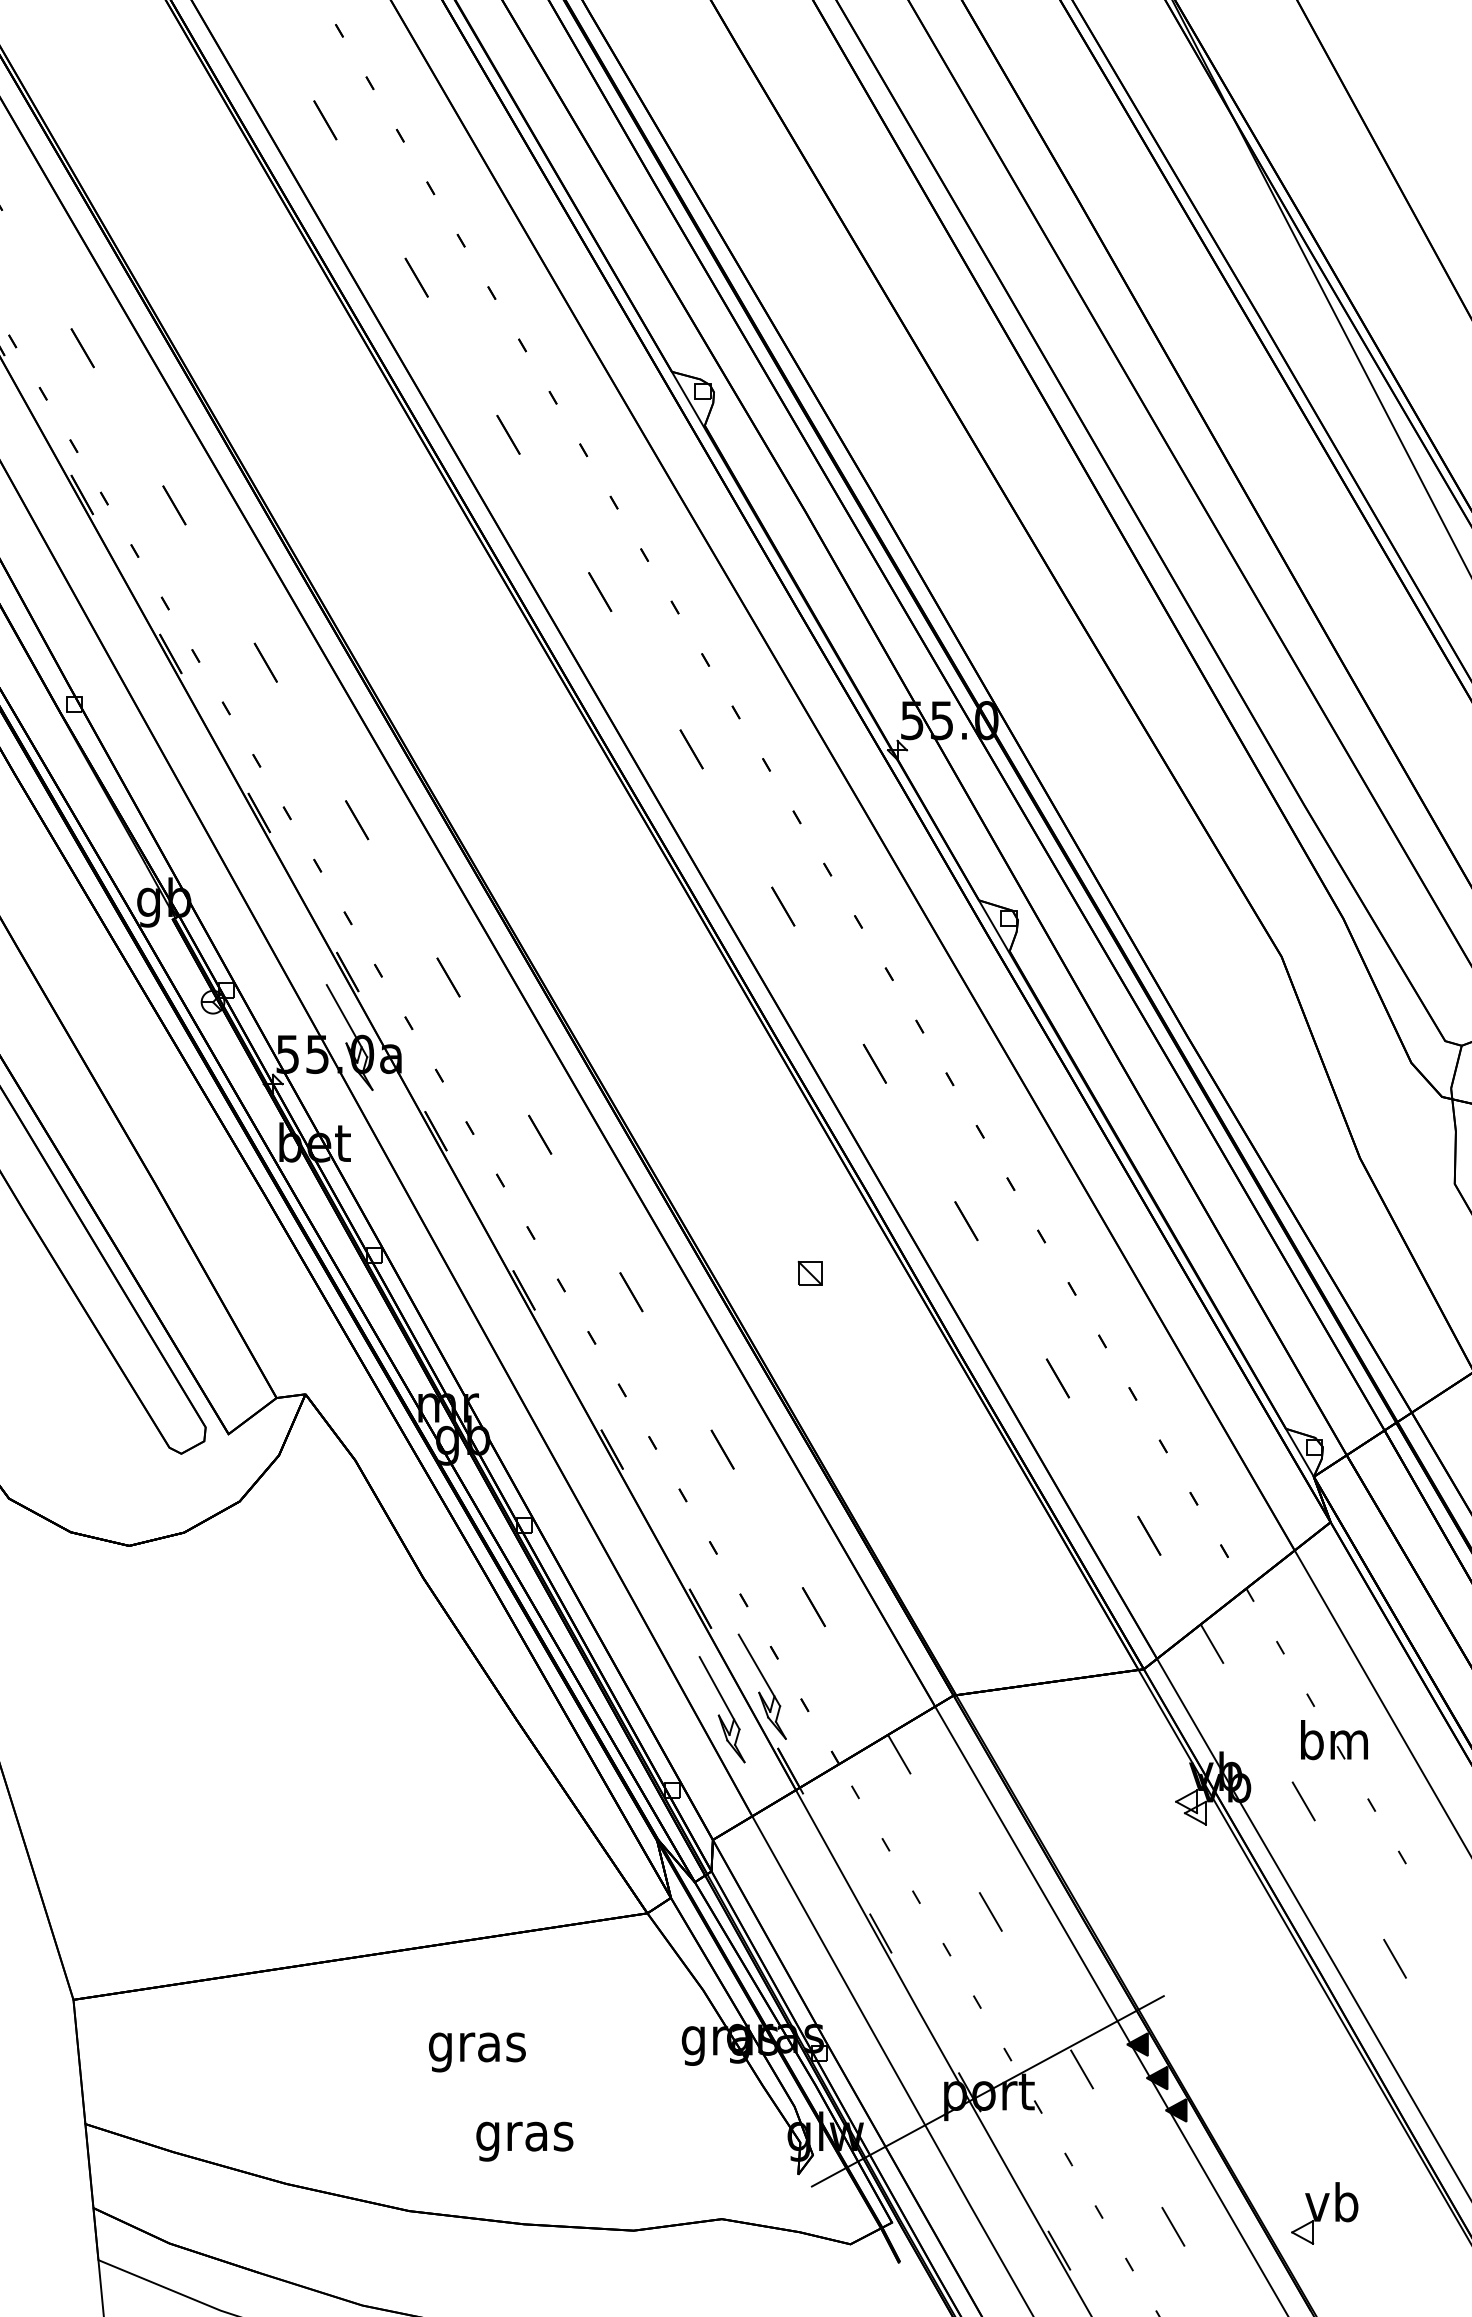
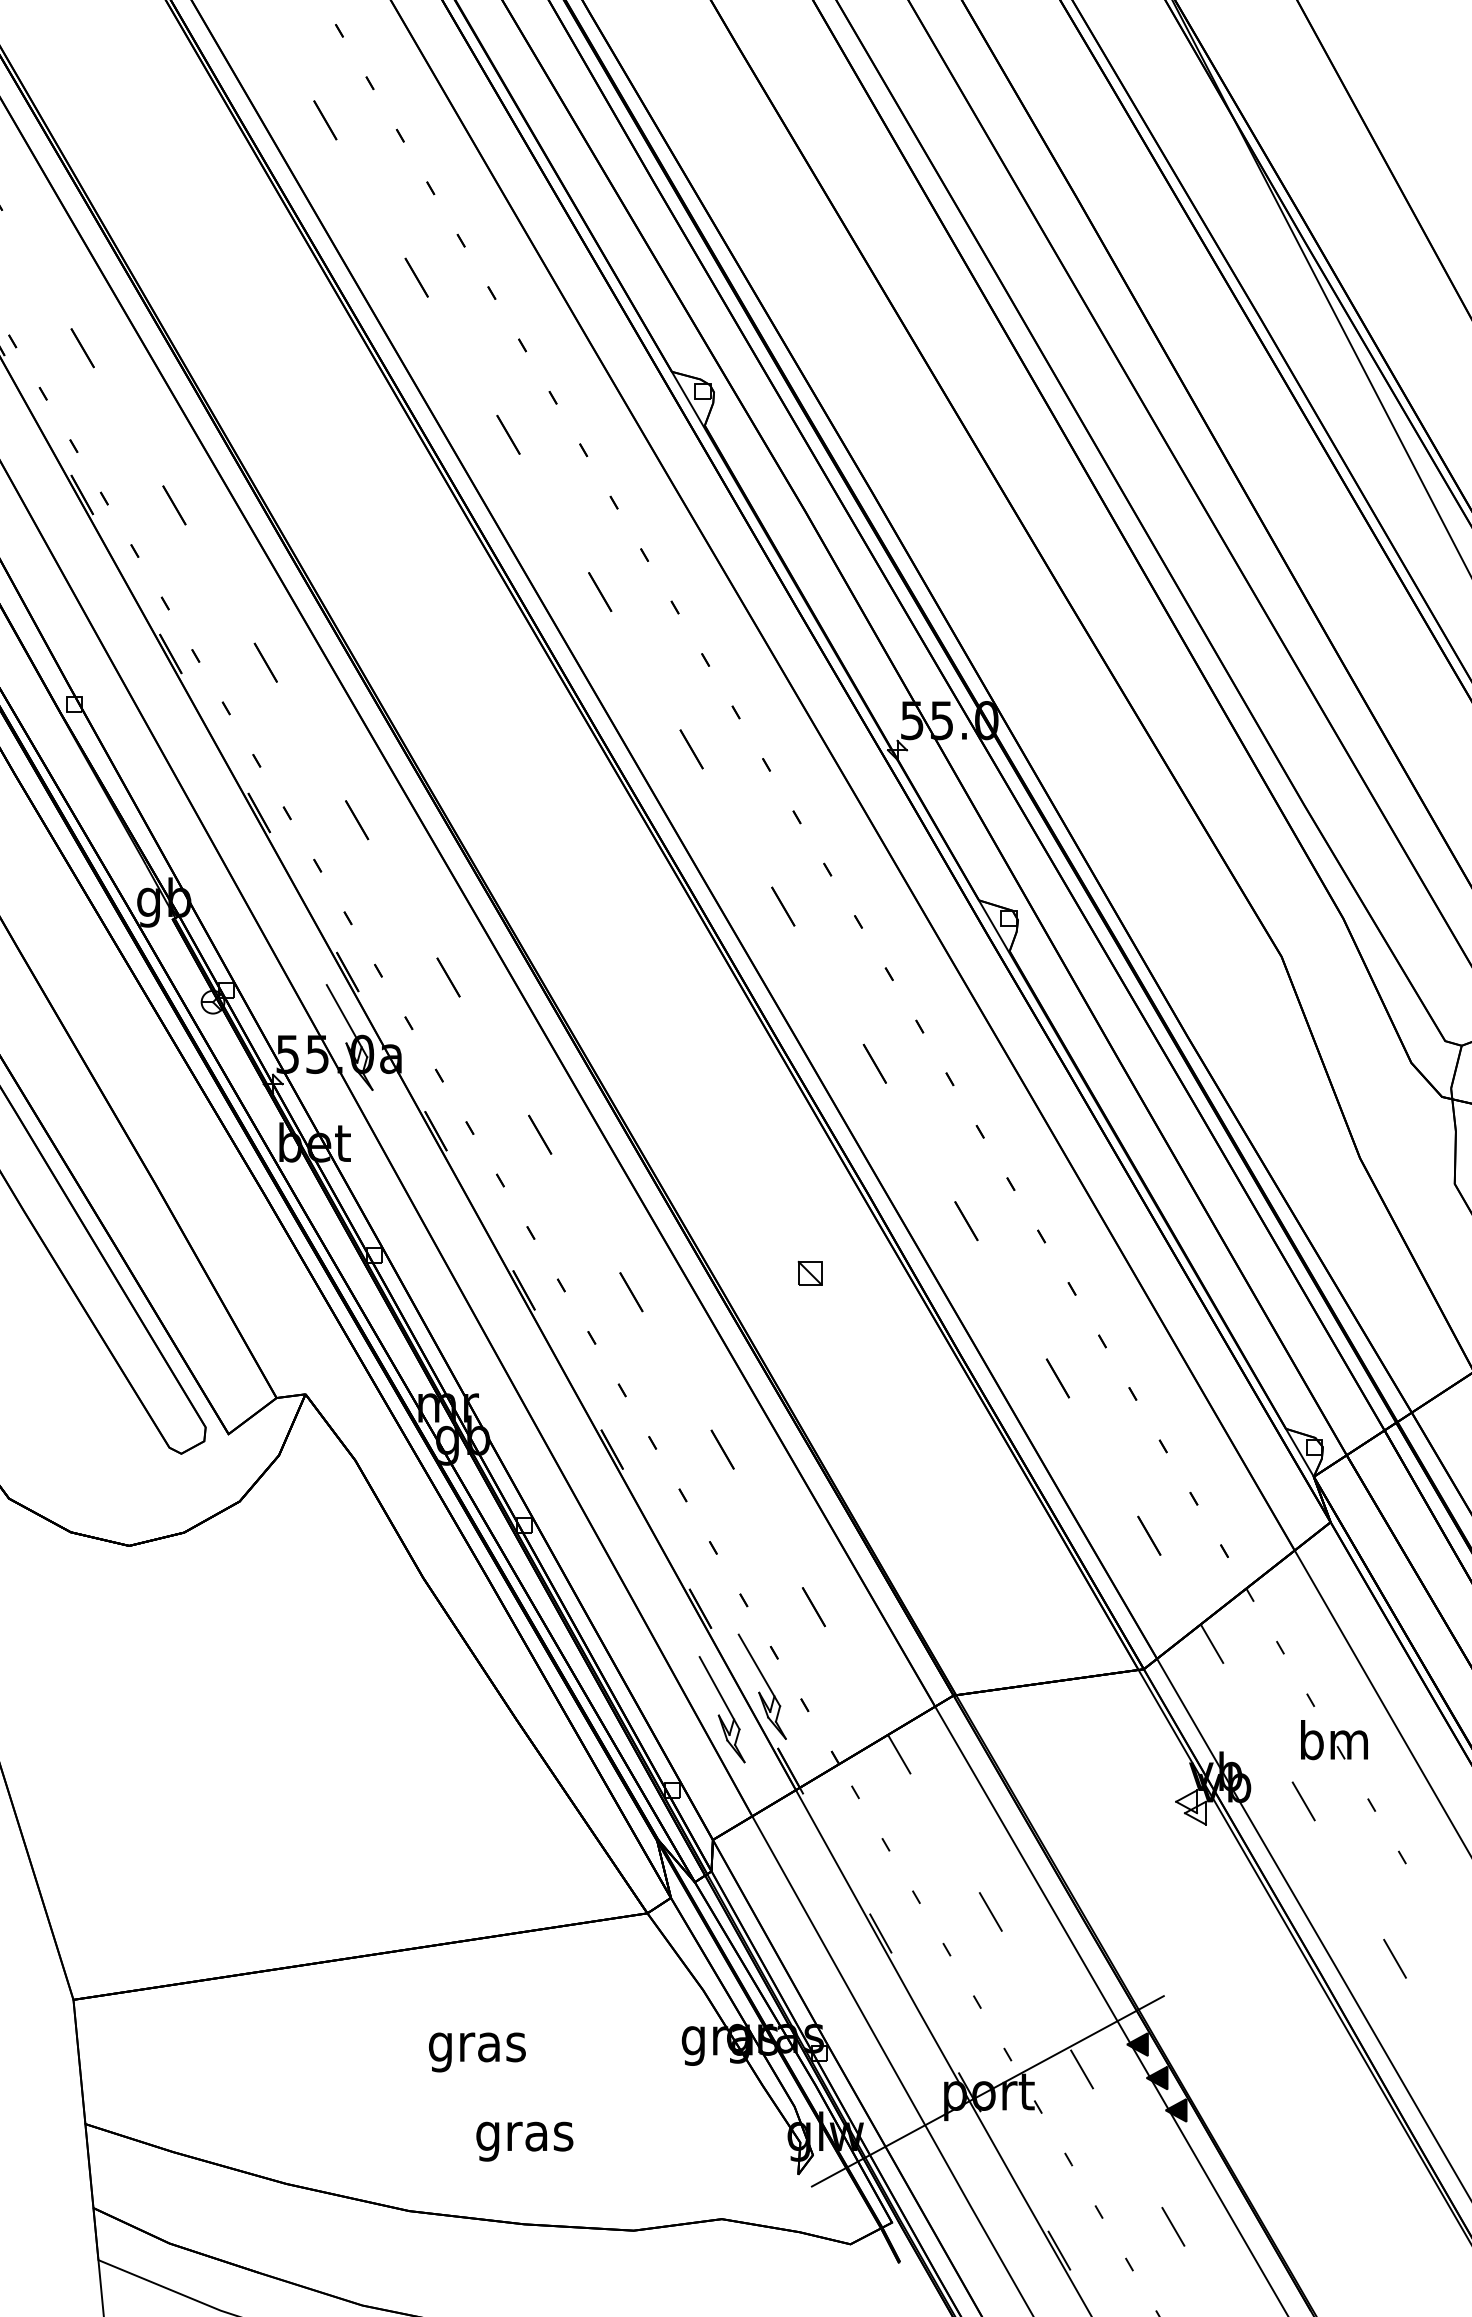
part: present -> none (1324, 2213)
